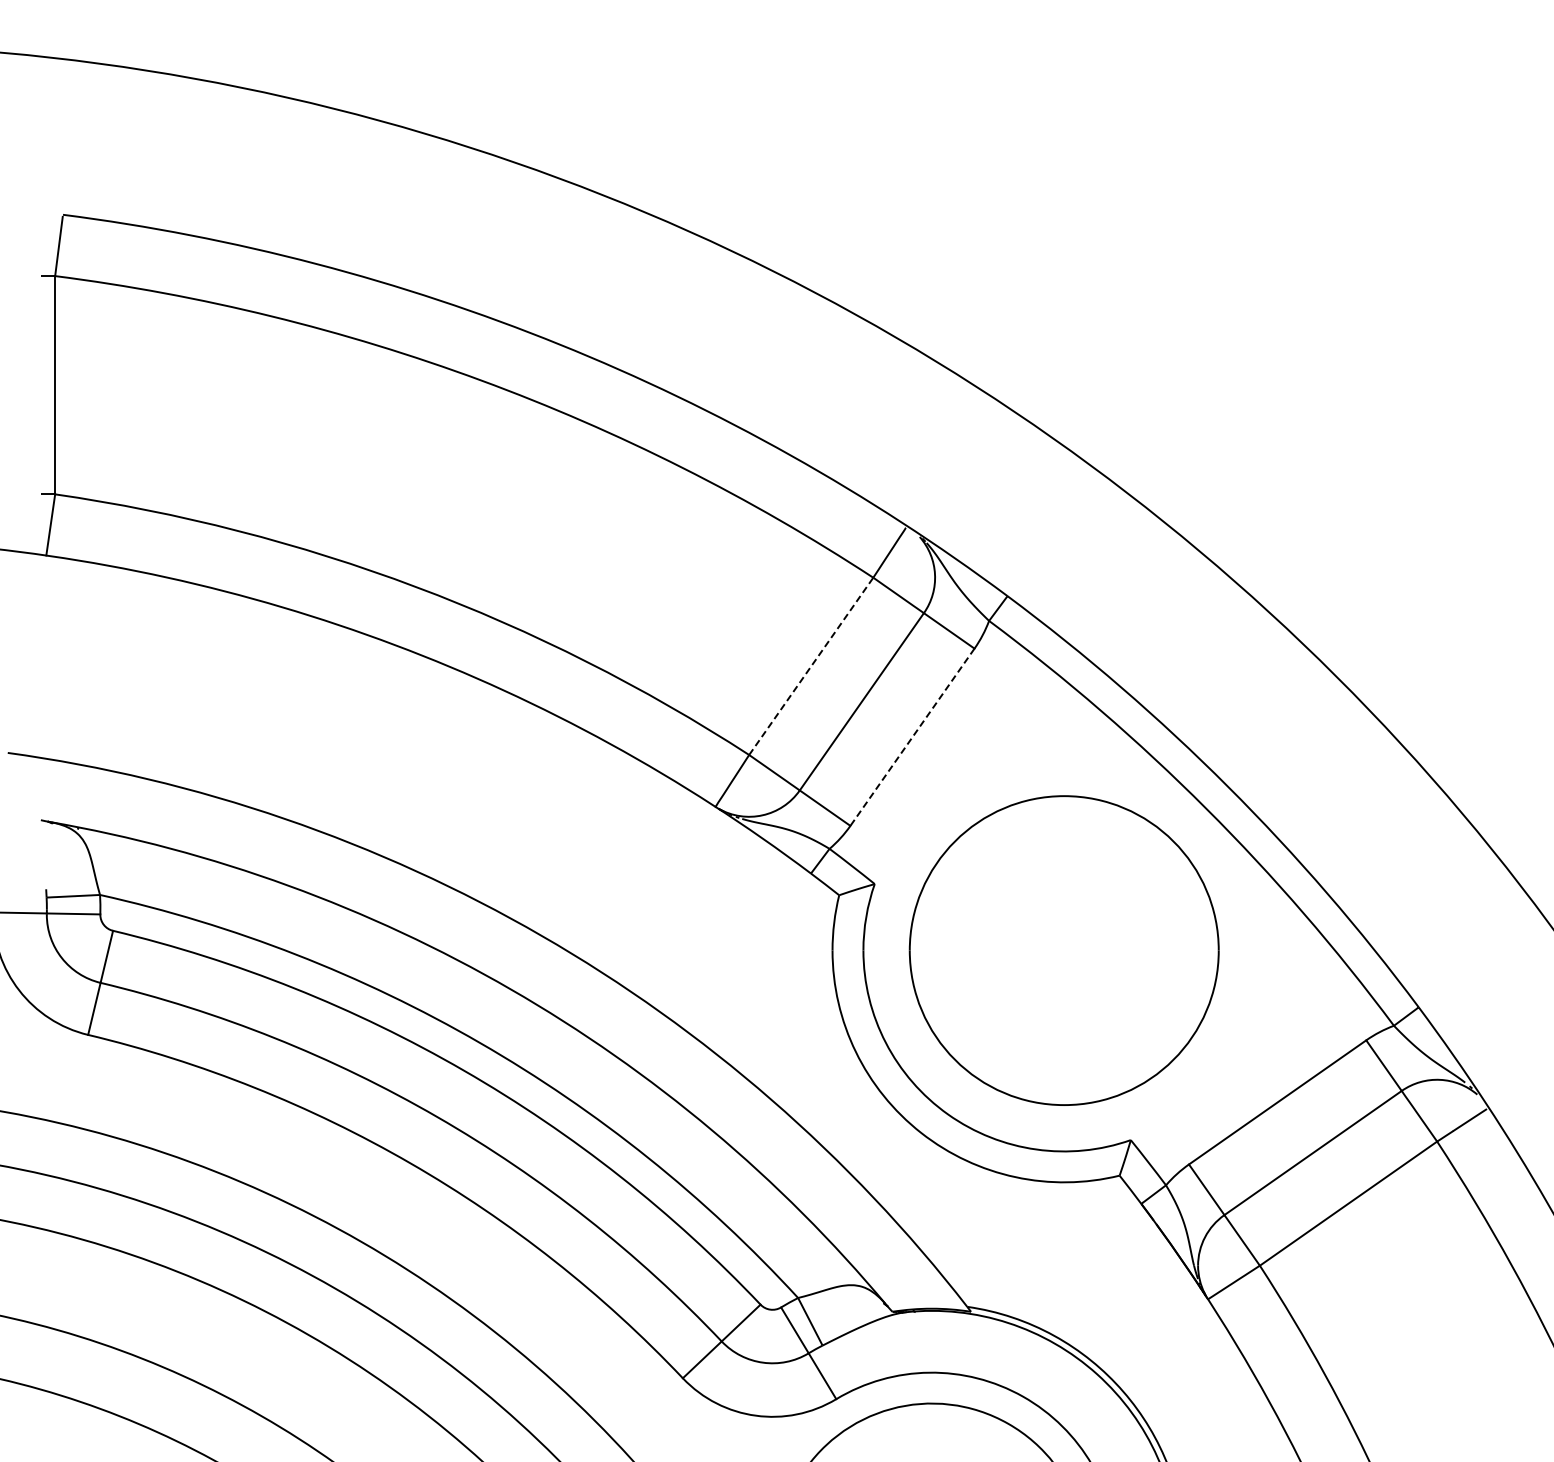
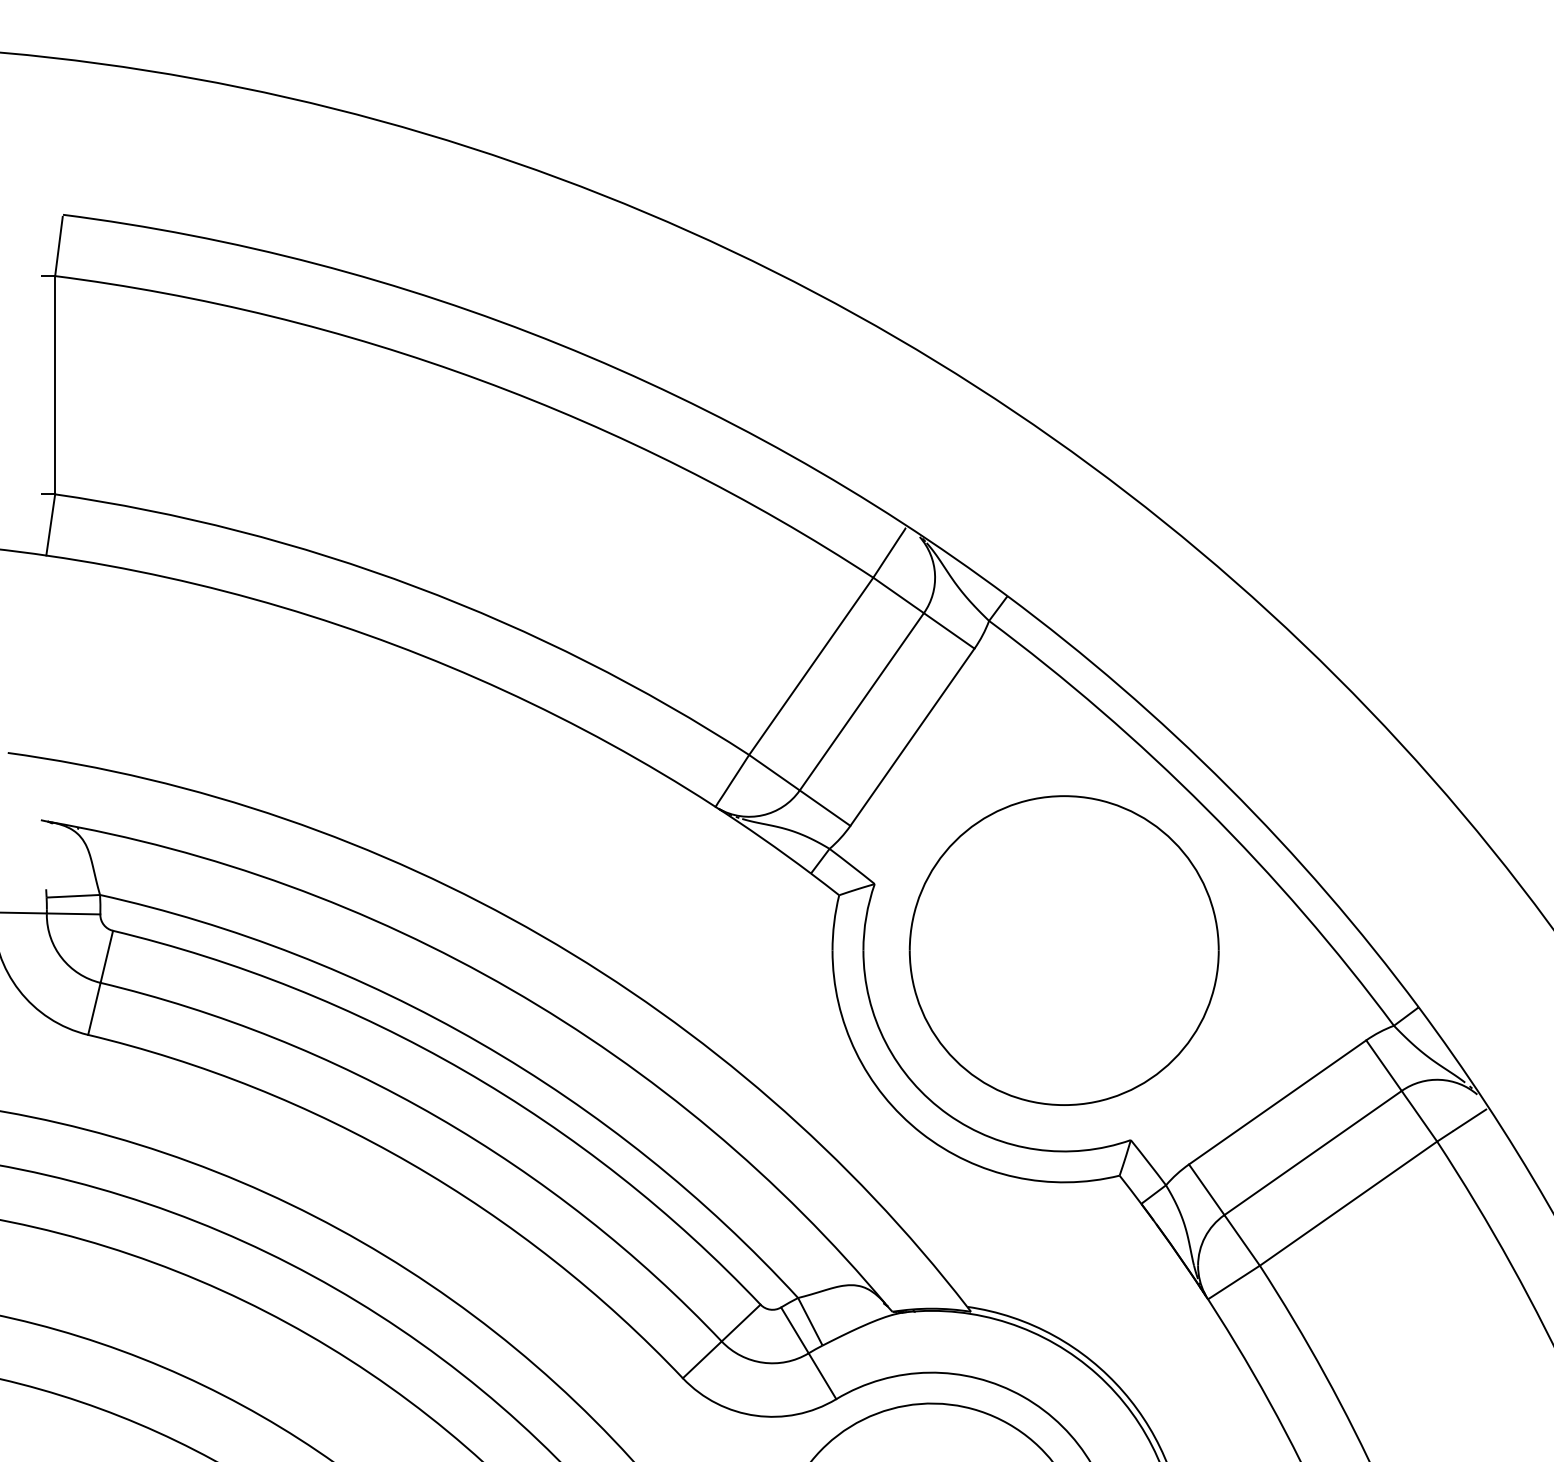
line: dashed -> solid (811, 665)
line: dashed -> solid (912, 737)
